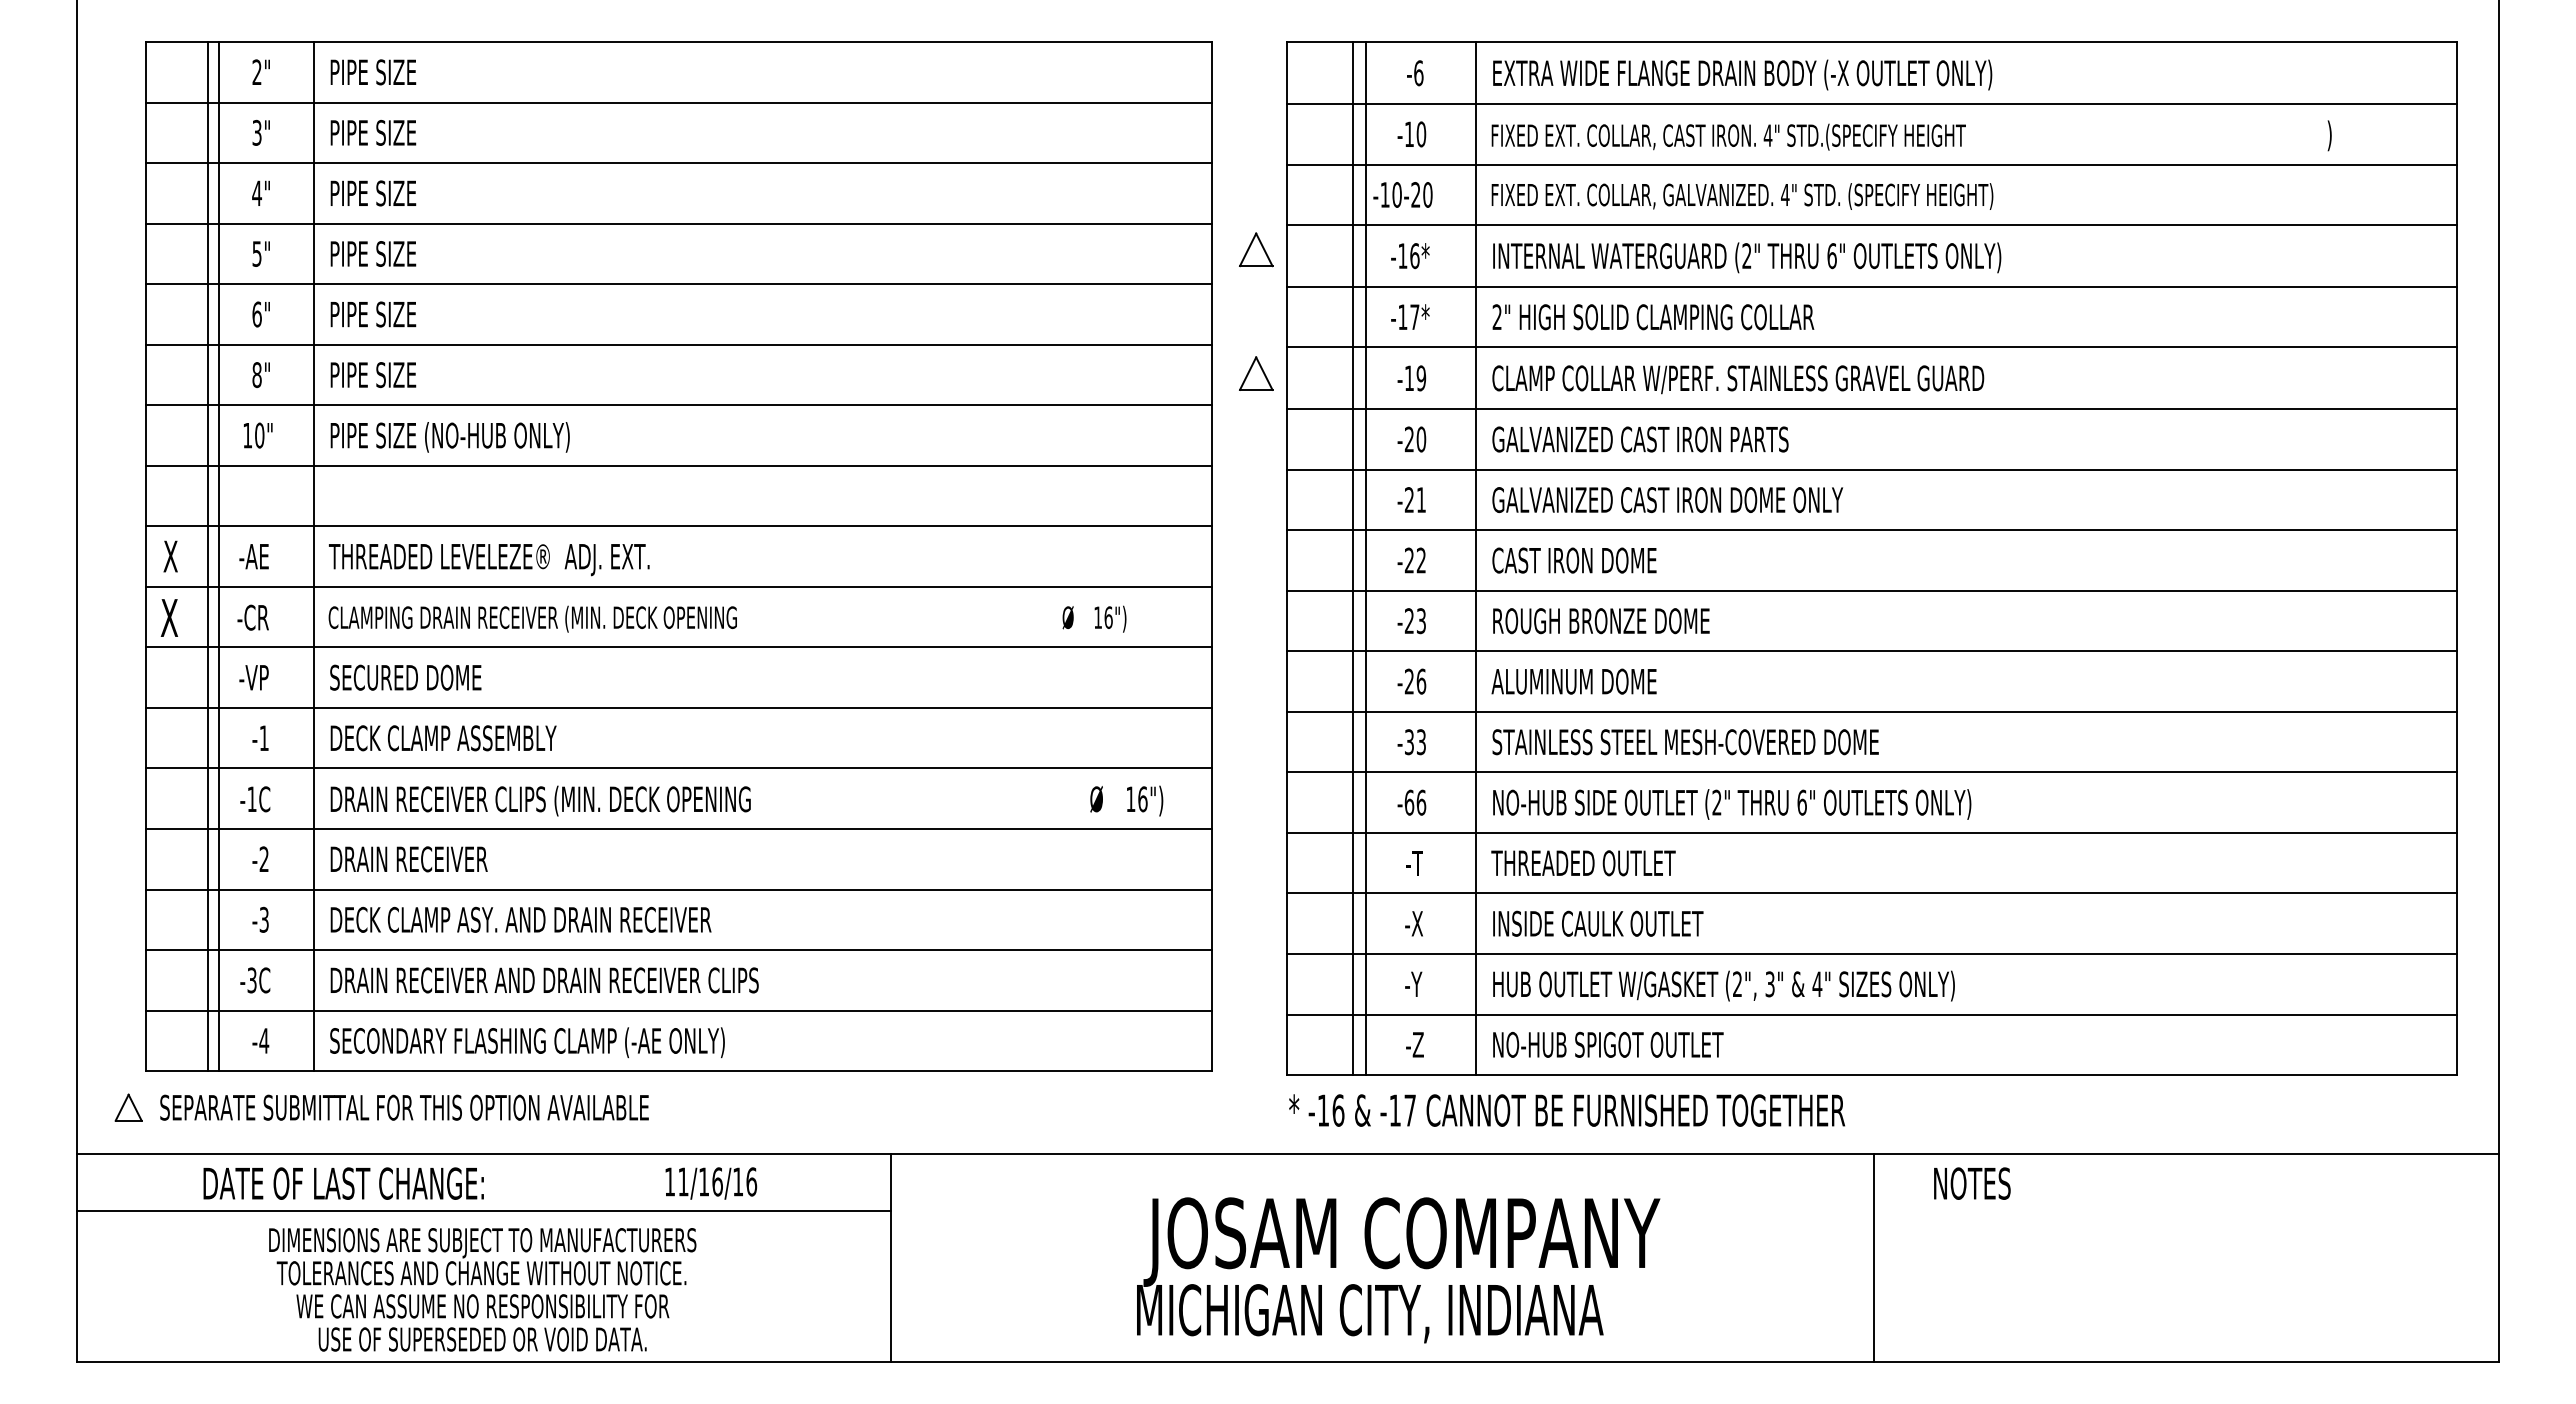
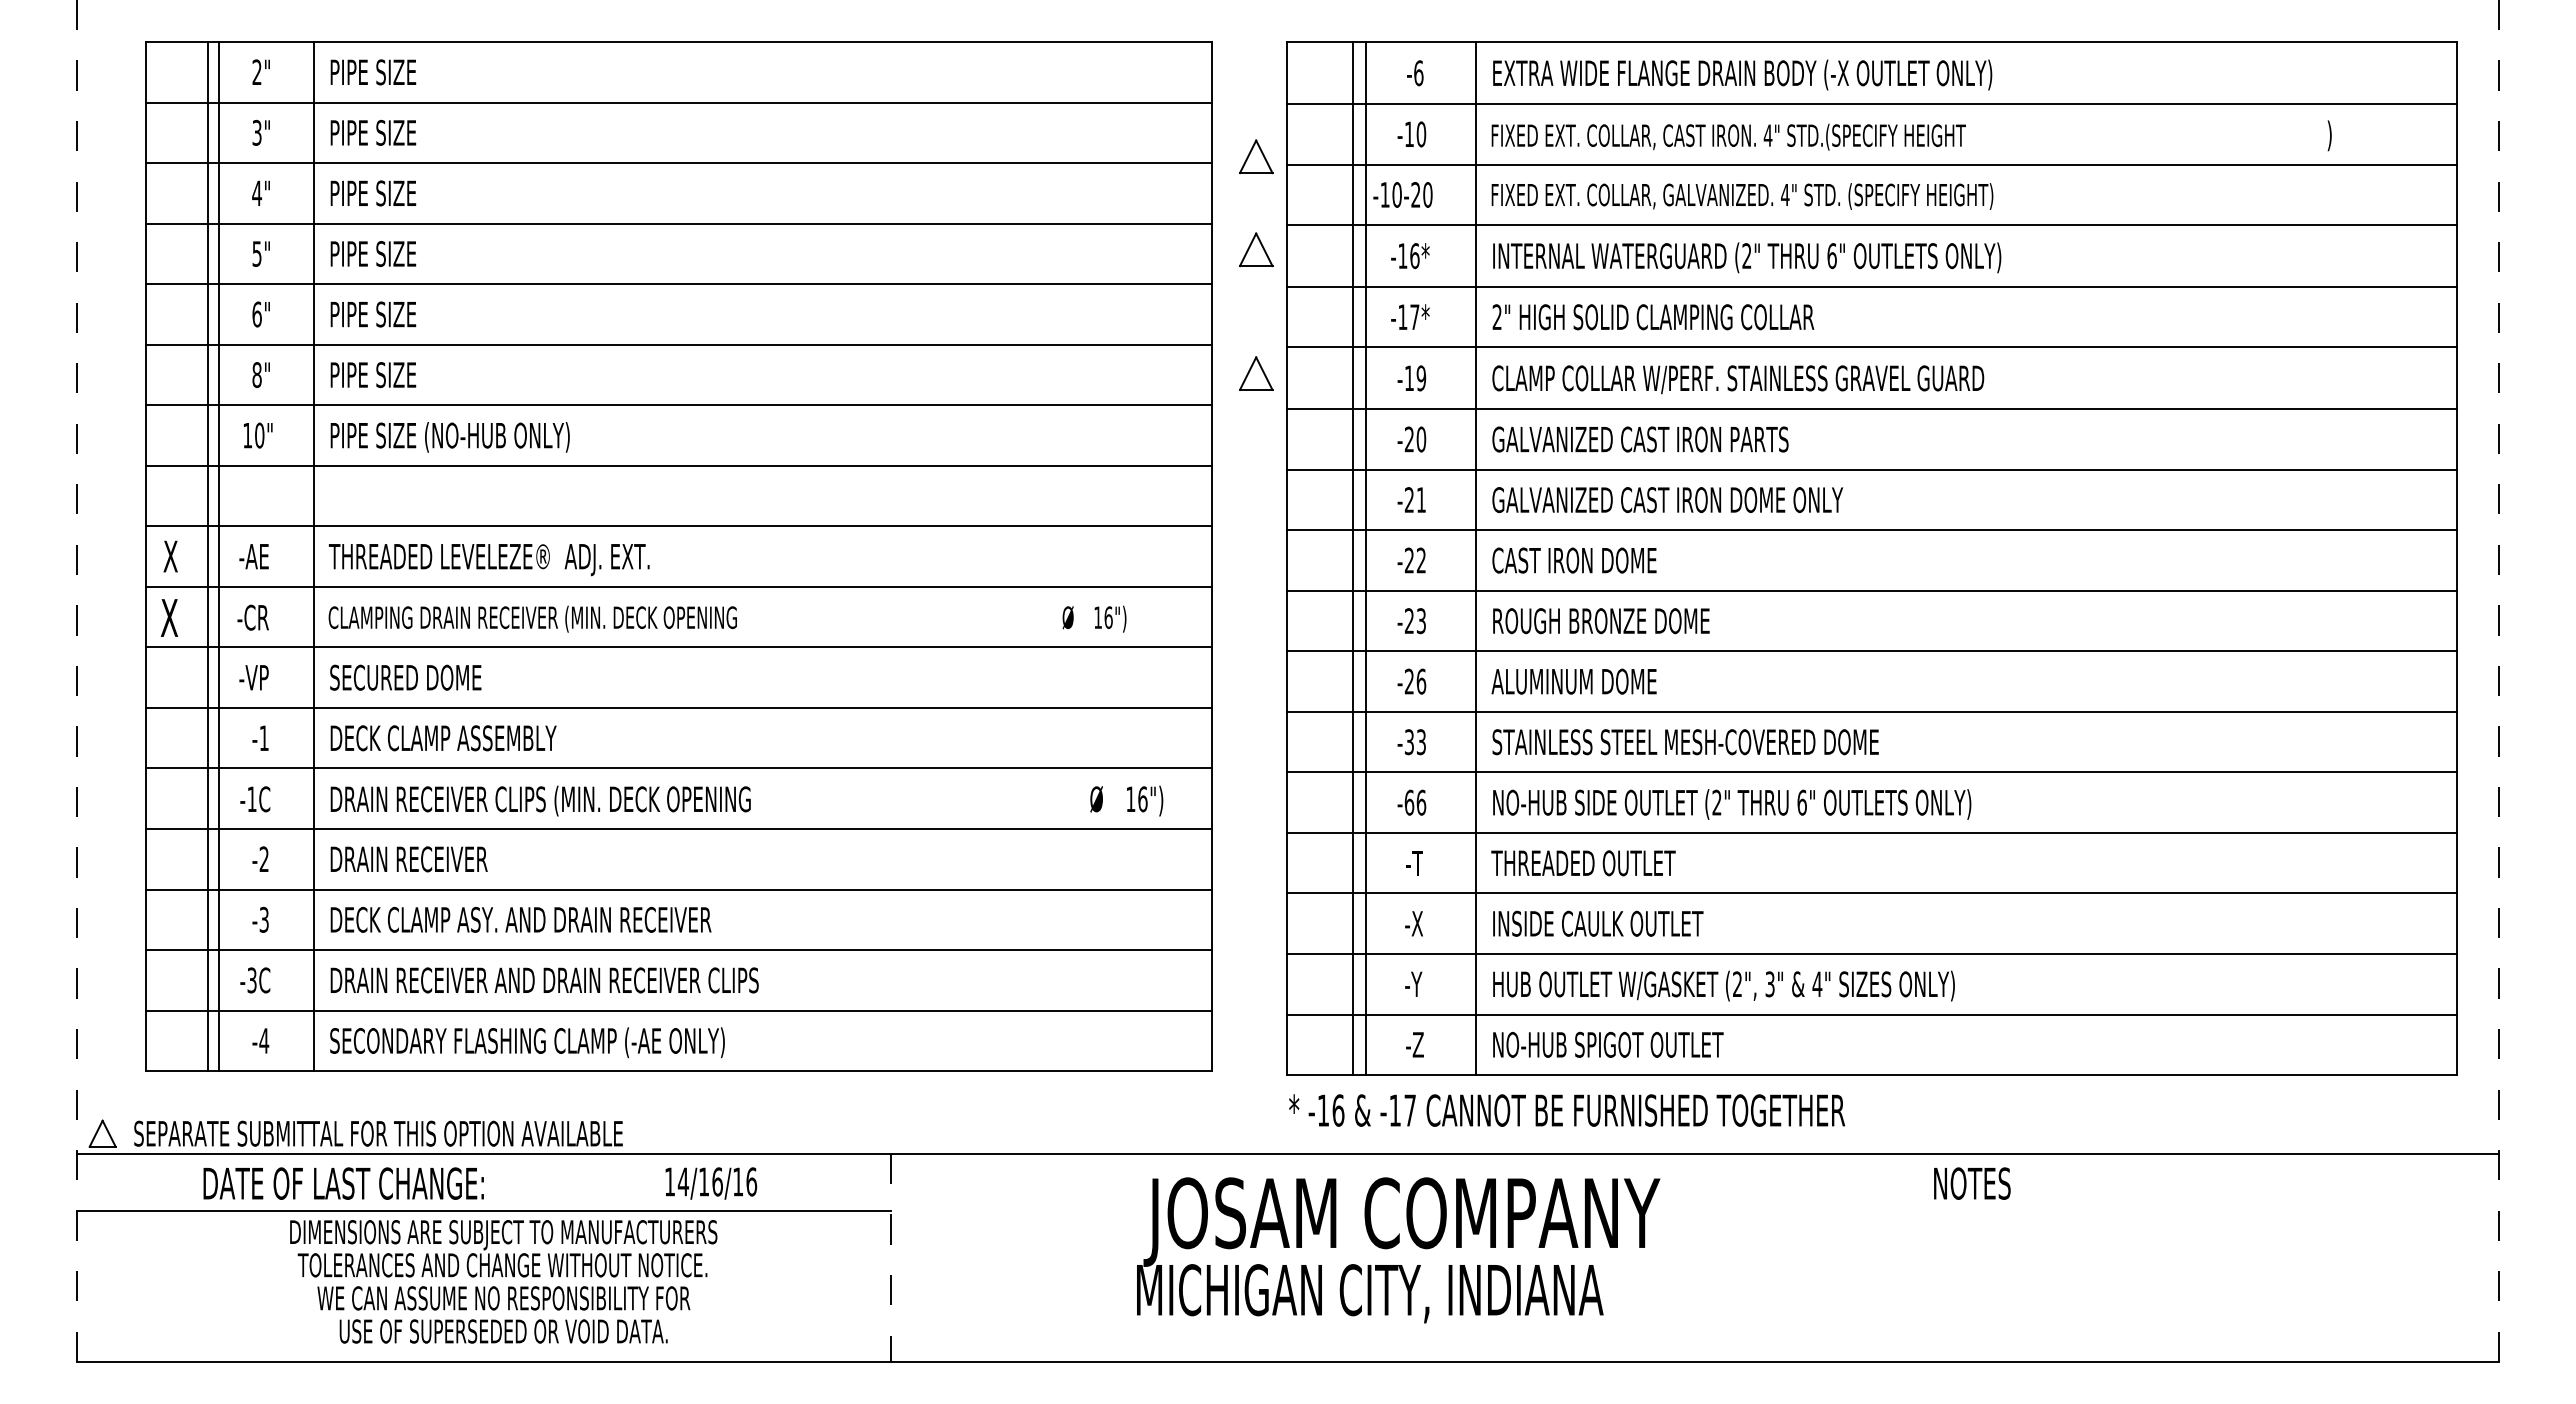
part: none -> present (1256, 156)
line: solid -> dashed (77, 681)
line: solid -> dashed (2498, 681)
part position: (381, 1107) -> (355, 1133) (355, 1133)
text: 11/16/16 -> 14/16/16 (683, 1181)
line: present -> none (1874, 1257)
line: solid -> dashed (890, 1258)
text position: (1398, 1270) -> (1398, 1250) (1398, 1250)
text position: (482, 1289) -> (503, 1281) (503, 1281)
